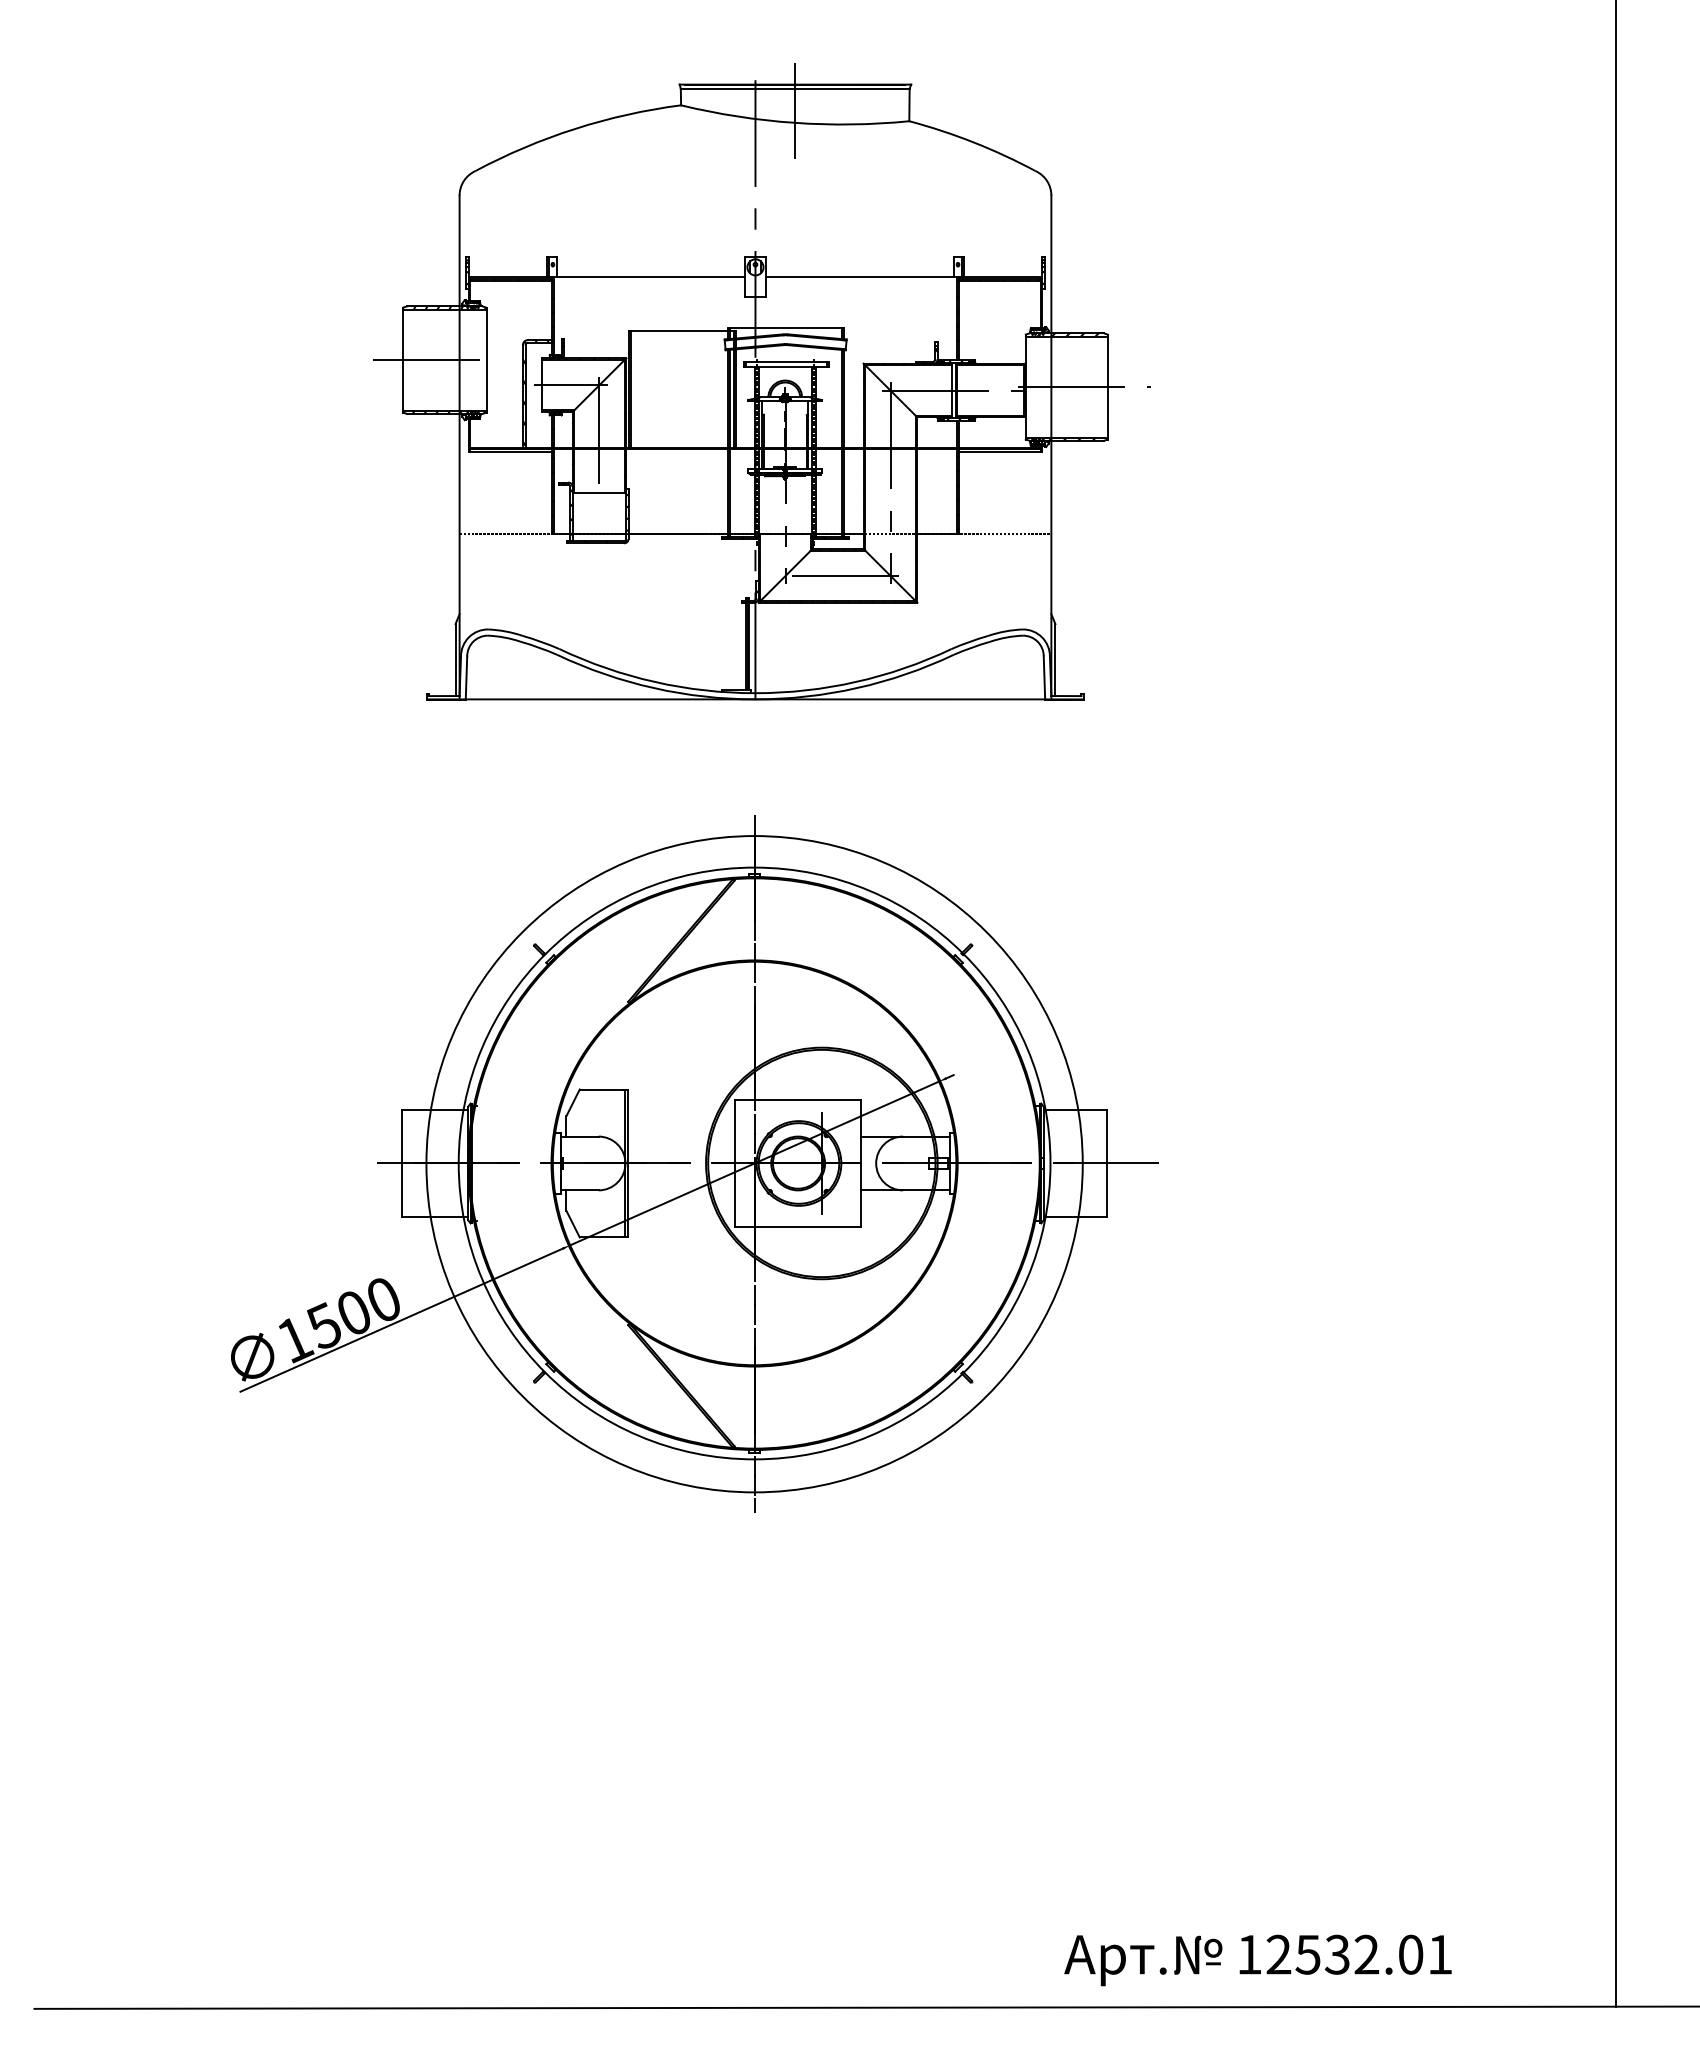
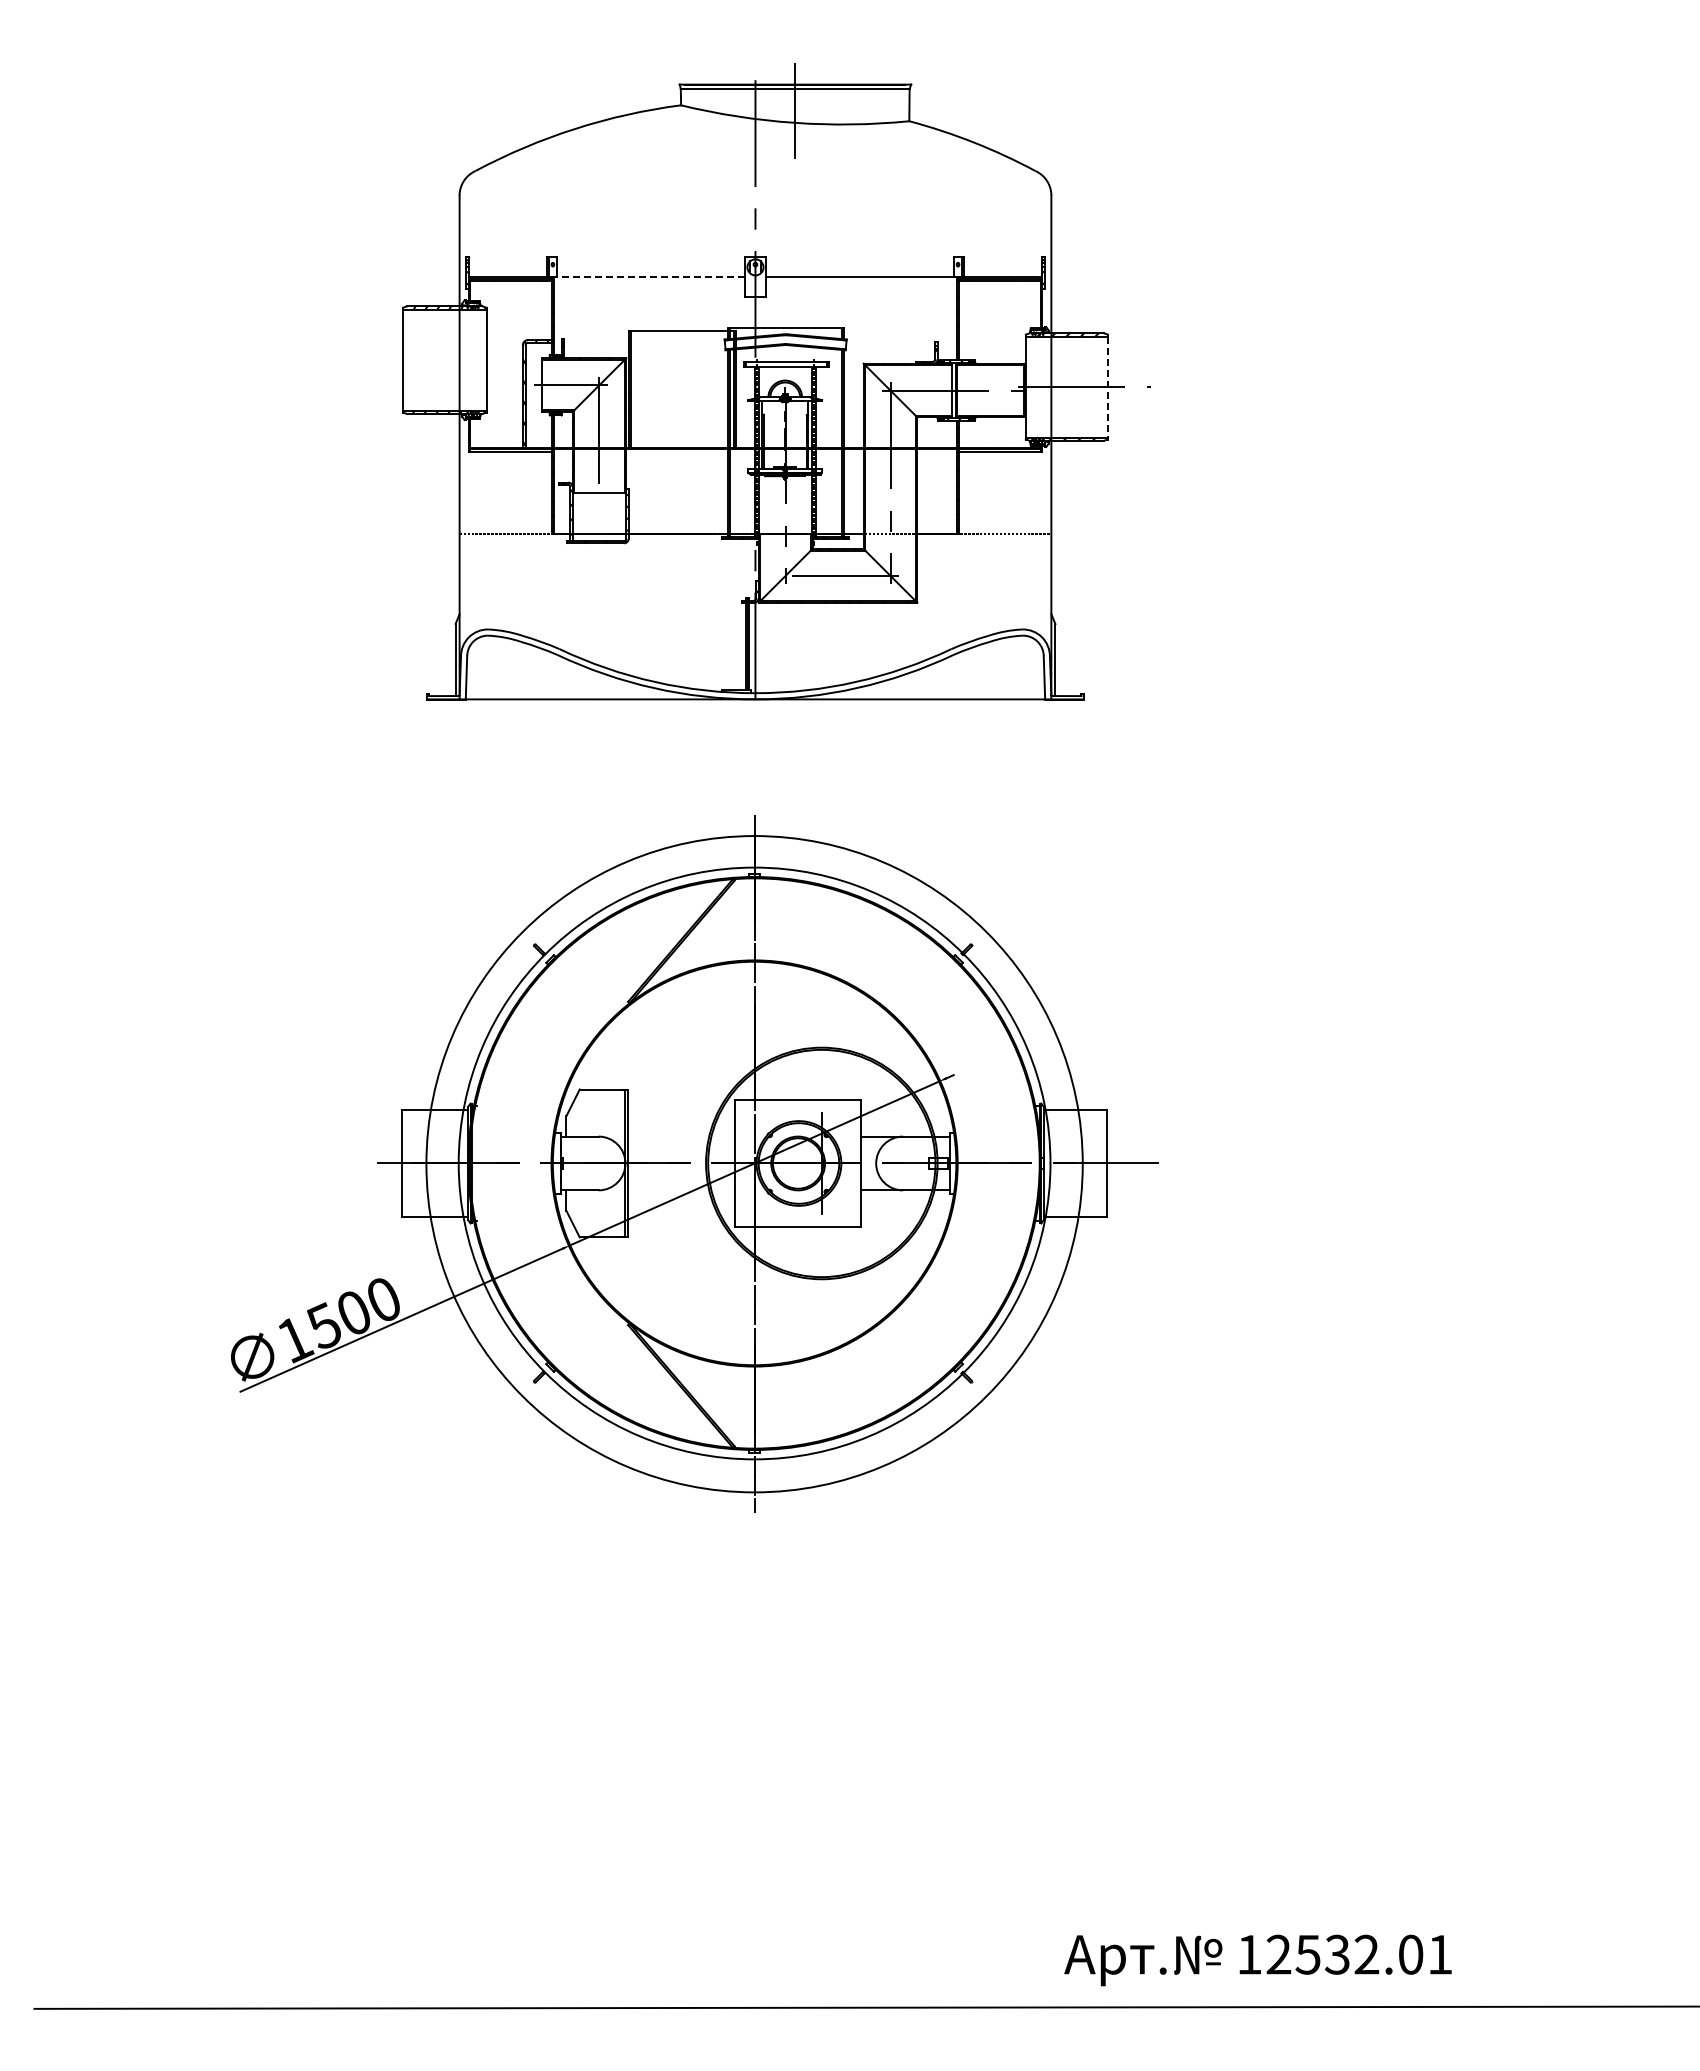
line: solid -> dashed (648, 276)
line: present -> none (430, 360)
line: solid -> dashed (1107, 387)
line: present -> none (1616, 1004)
